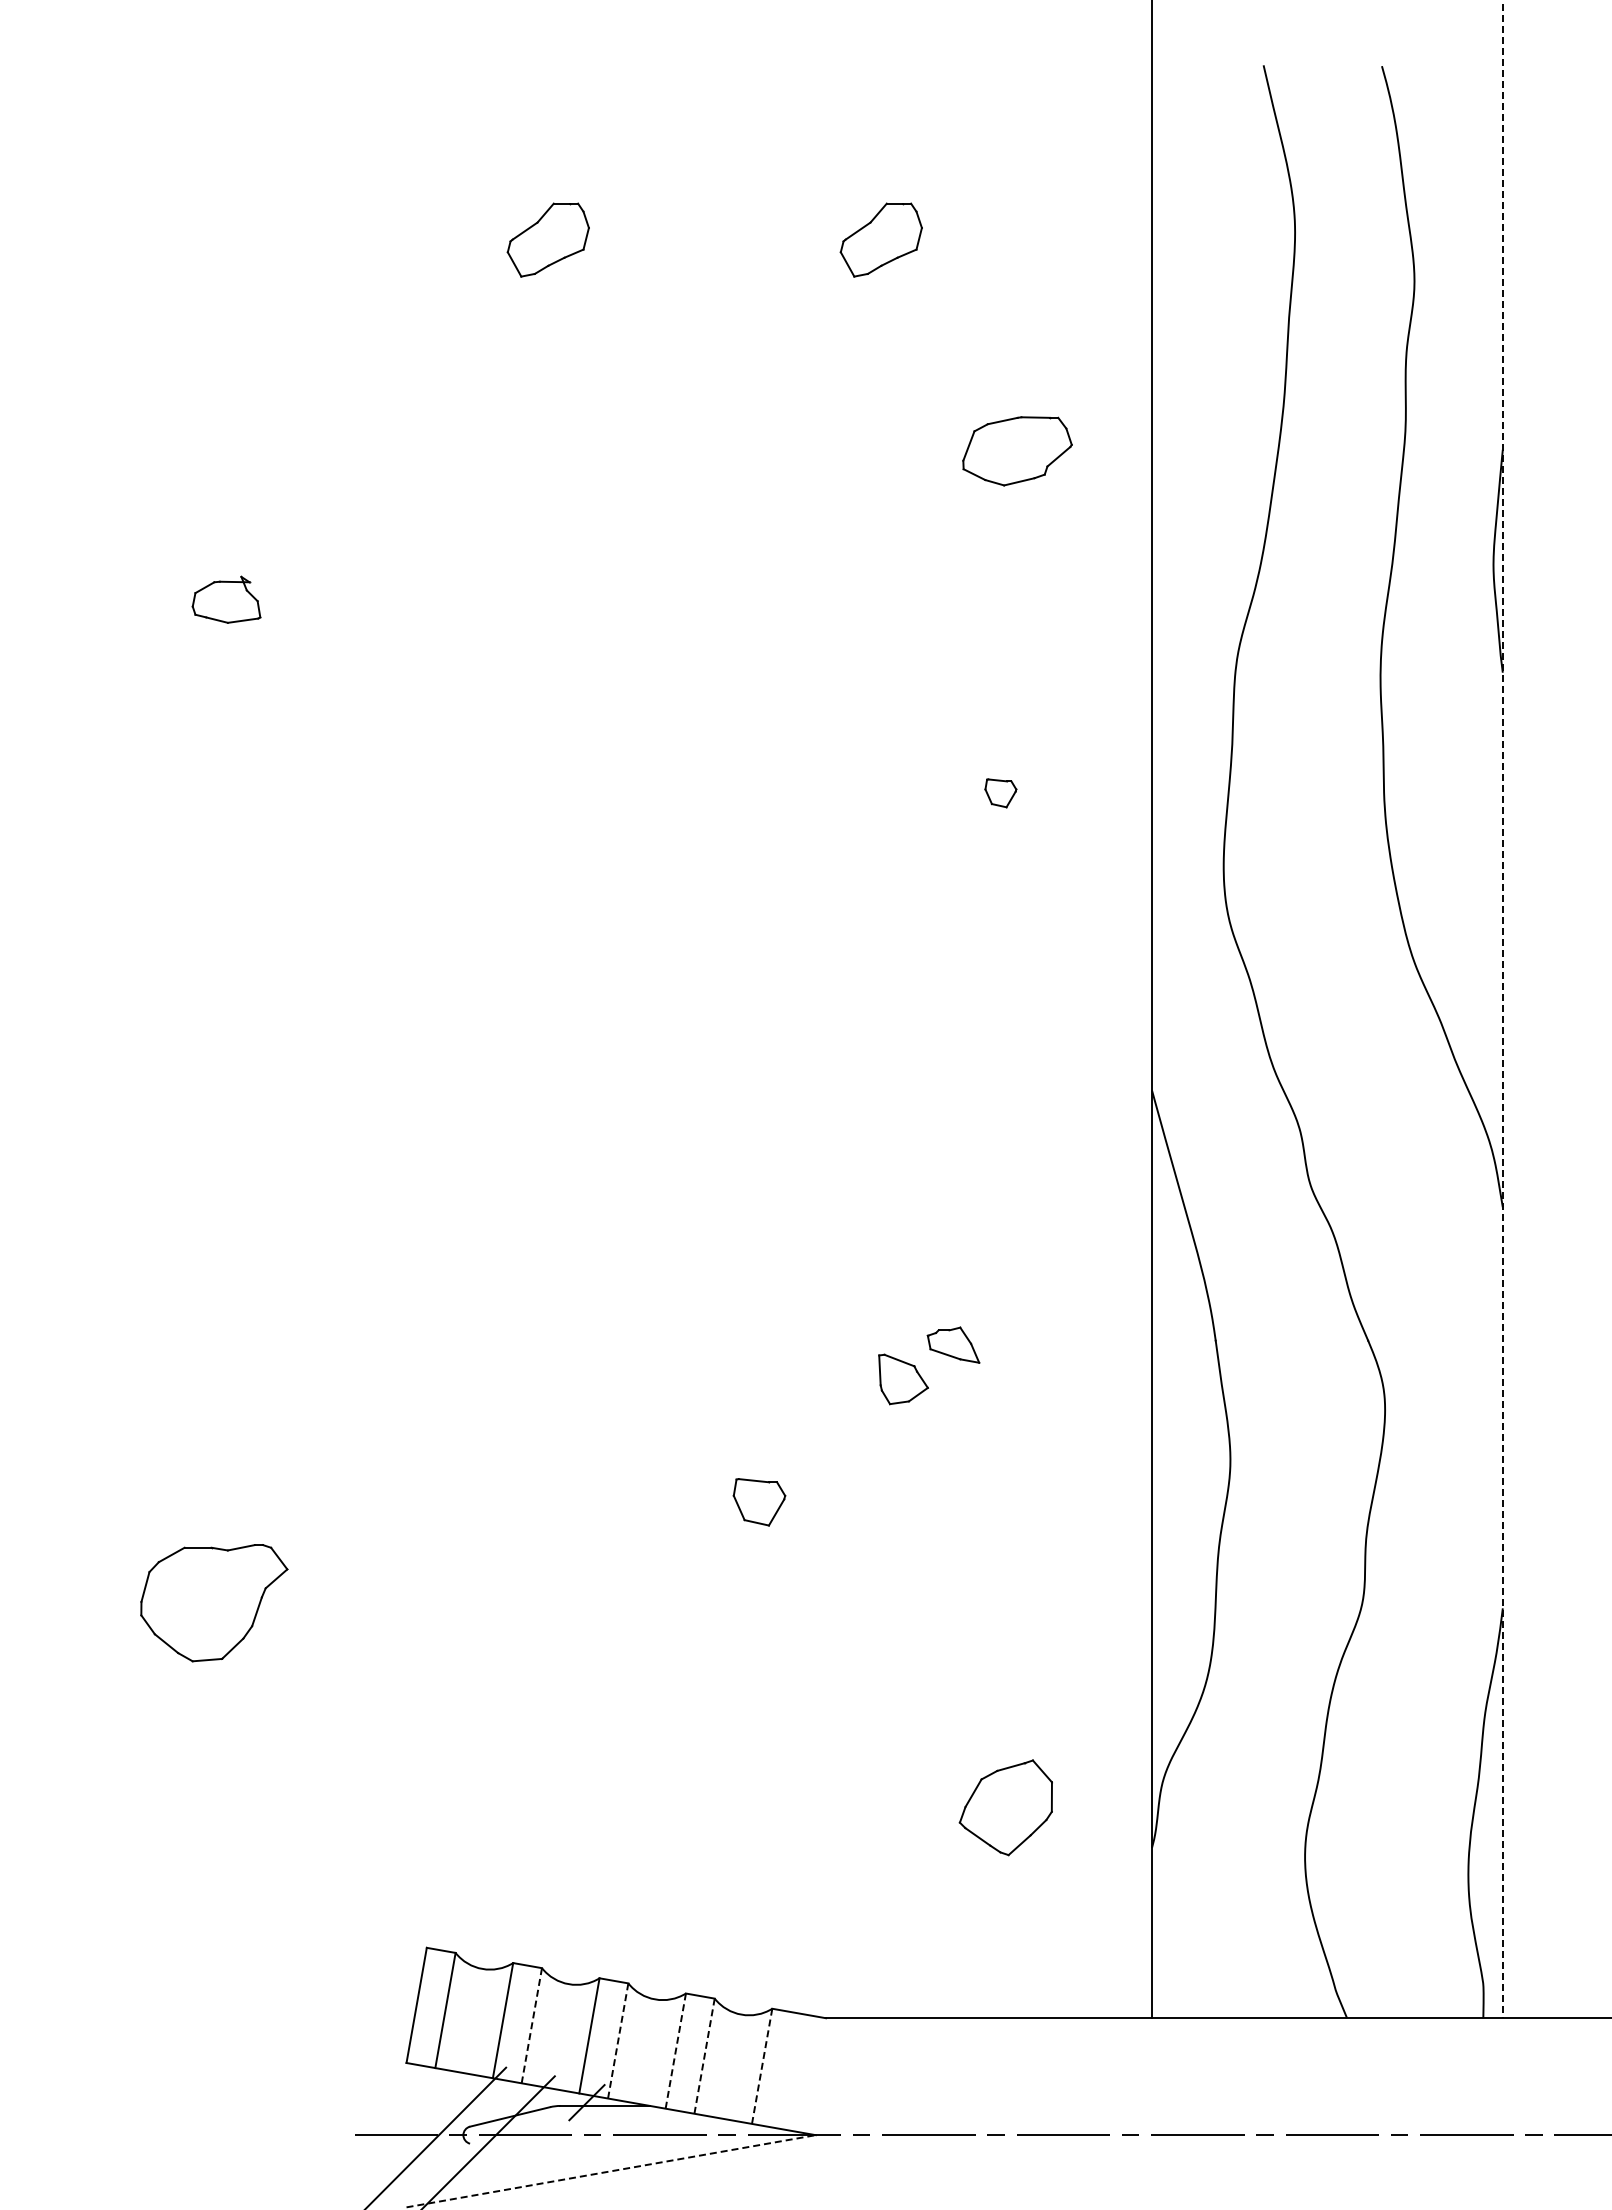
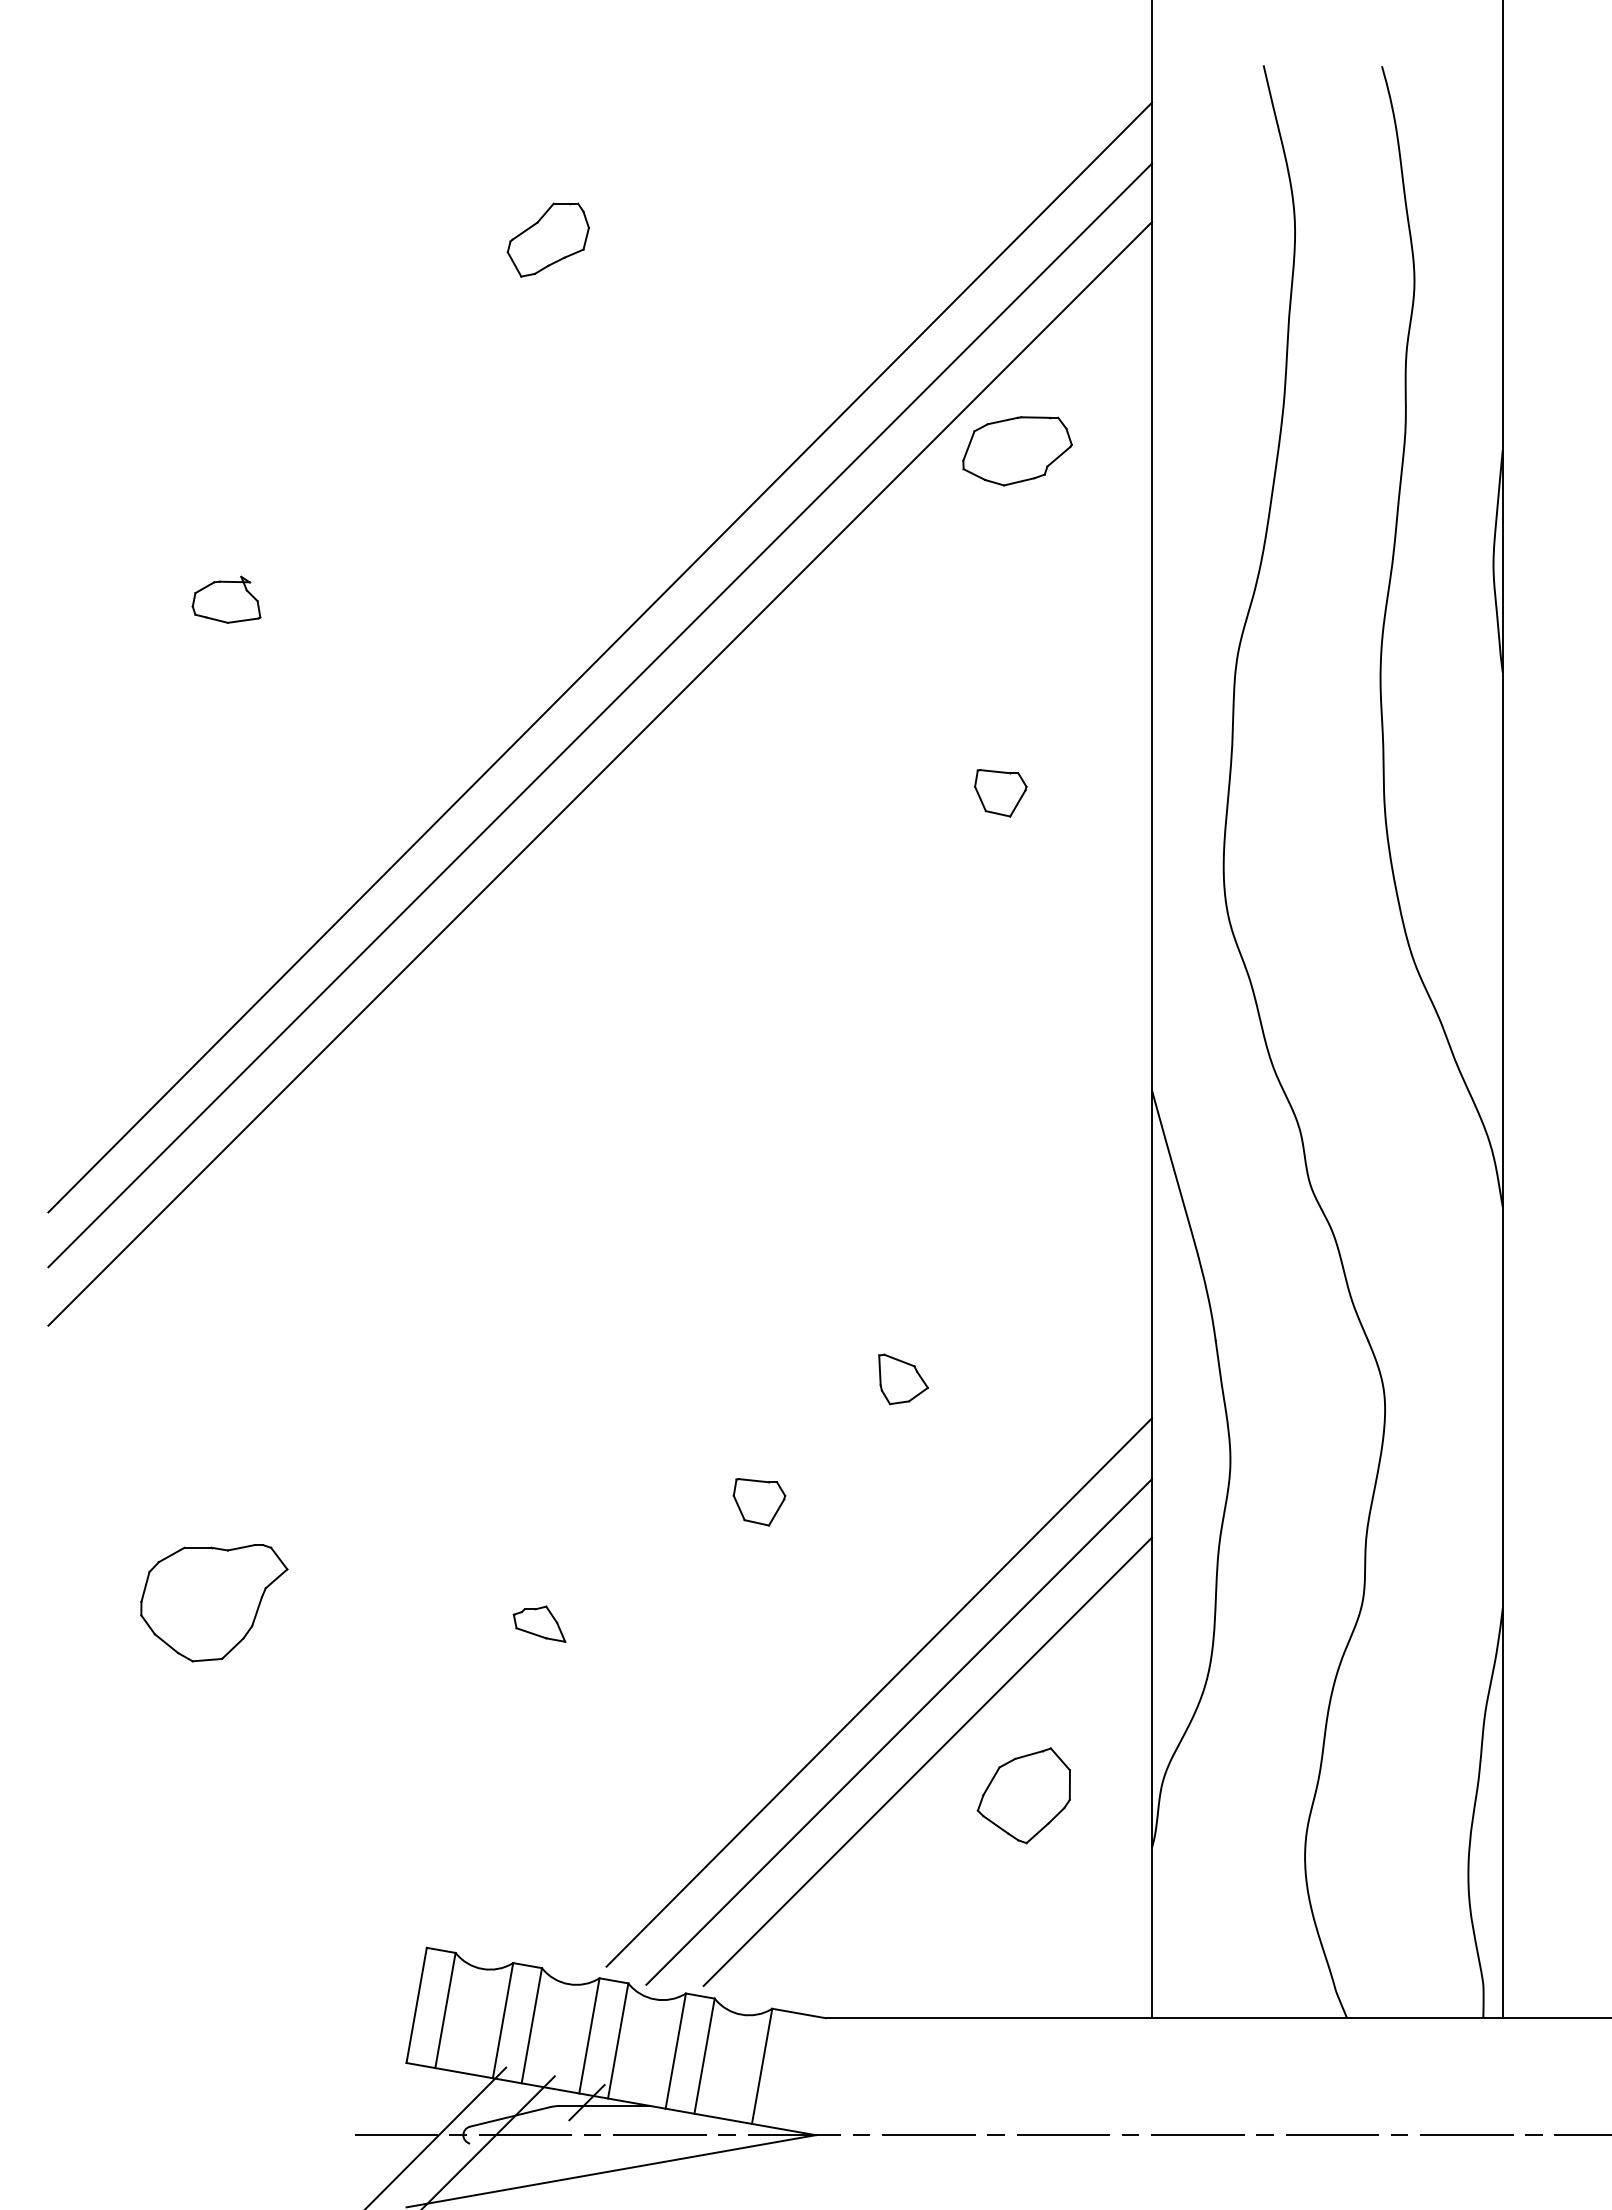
part: present -> none (880, 239)
line: none -> present (600, 657)
line: none -> present (600, 715)
line: none -> present (600, 773)
part size: 34x31 px -> 54x49 px (1000, 793)
line: dashed -> solid (1502, 1009)
part position: (953, 1344) -> (539, 1623) (539, 1623)
line: none -> present (879, 1692)
line: none -> present (899, 1731)
line: none -> present (927, 1761)
part position: (1005, 1807) -> (1023, 1795) (1023, 1795)
line: dashed -> solid (531, 2026)
line: dashed -> solid (618, 2041)
line: dashed -> solid (675, 2050)
line: dashed -> solid (704, 2055)
line: dashed -> solid (762, 2065)
line: dashed -> solid (611, 2171)
